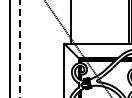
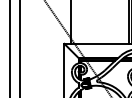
line: dashed -> solid (20, 49)
